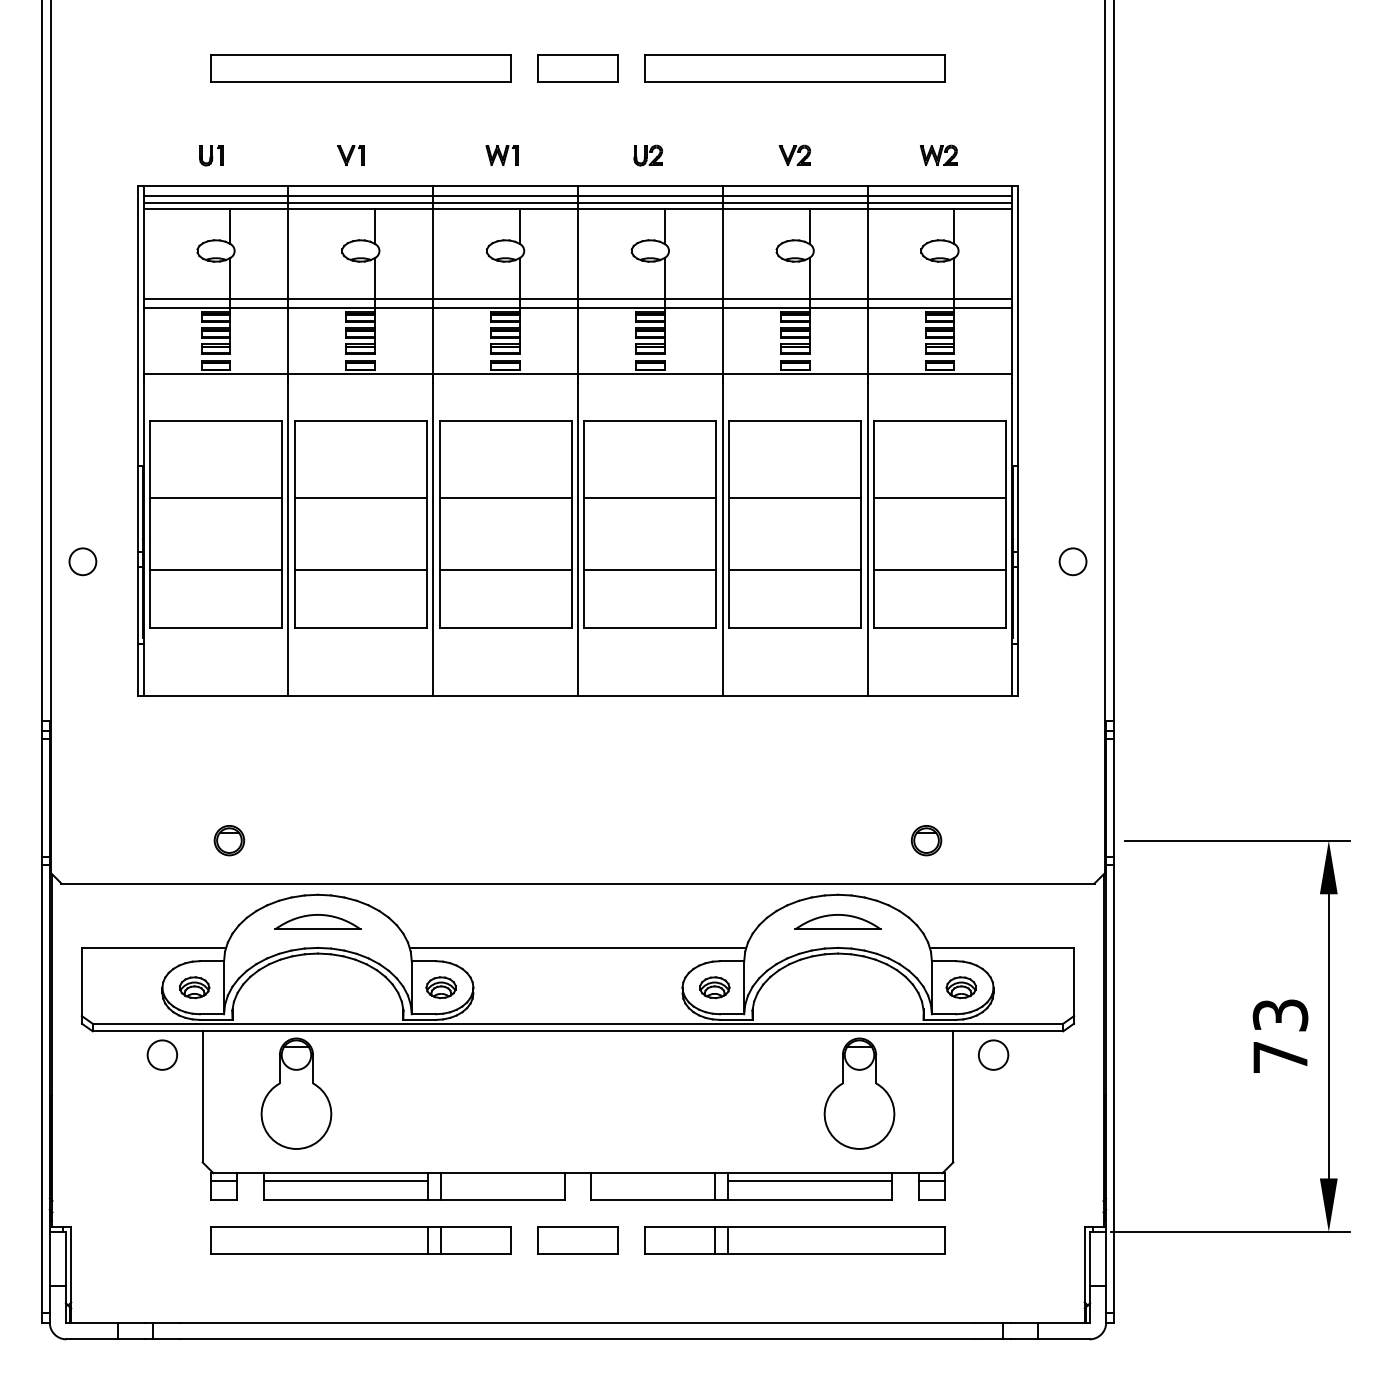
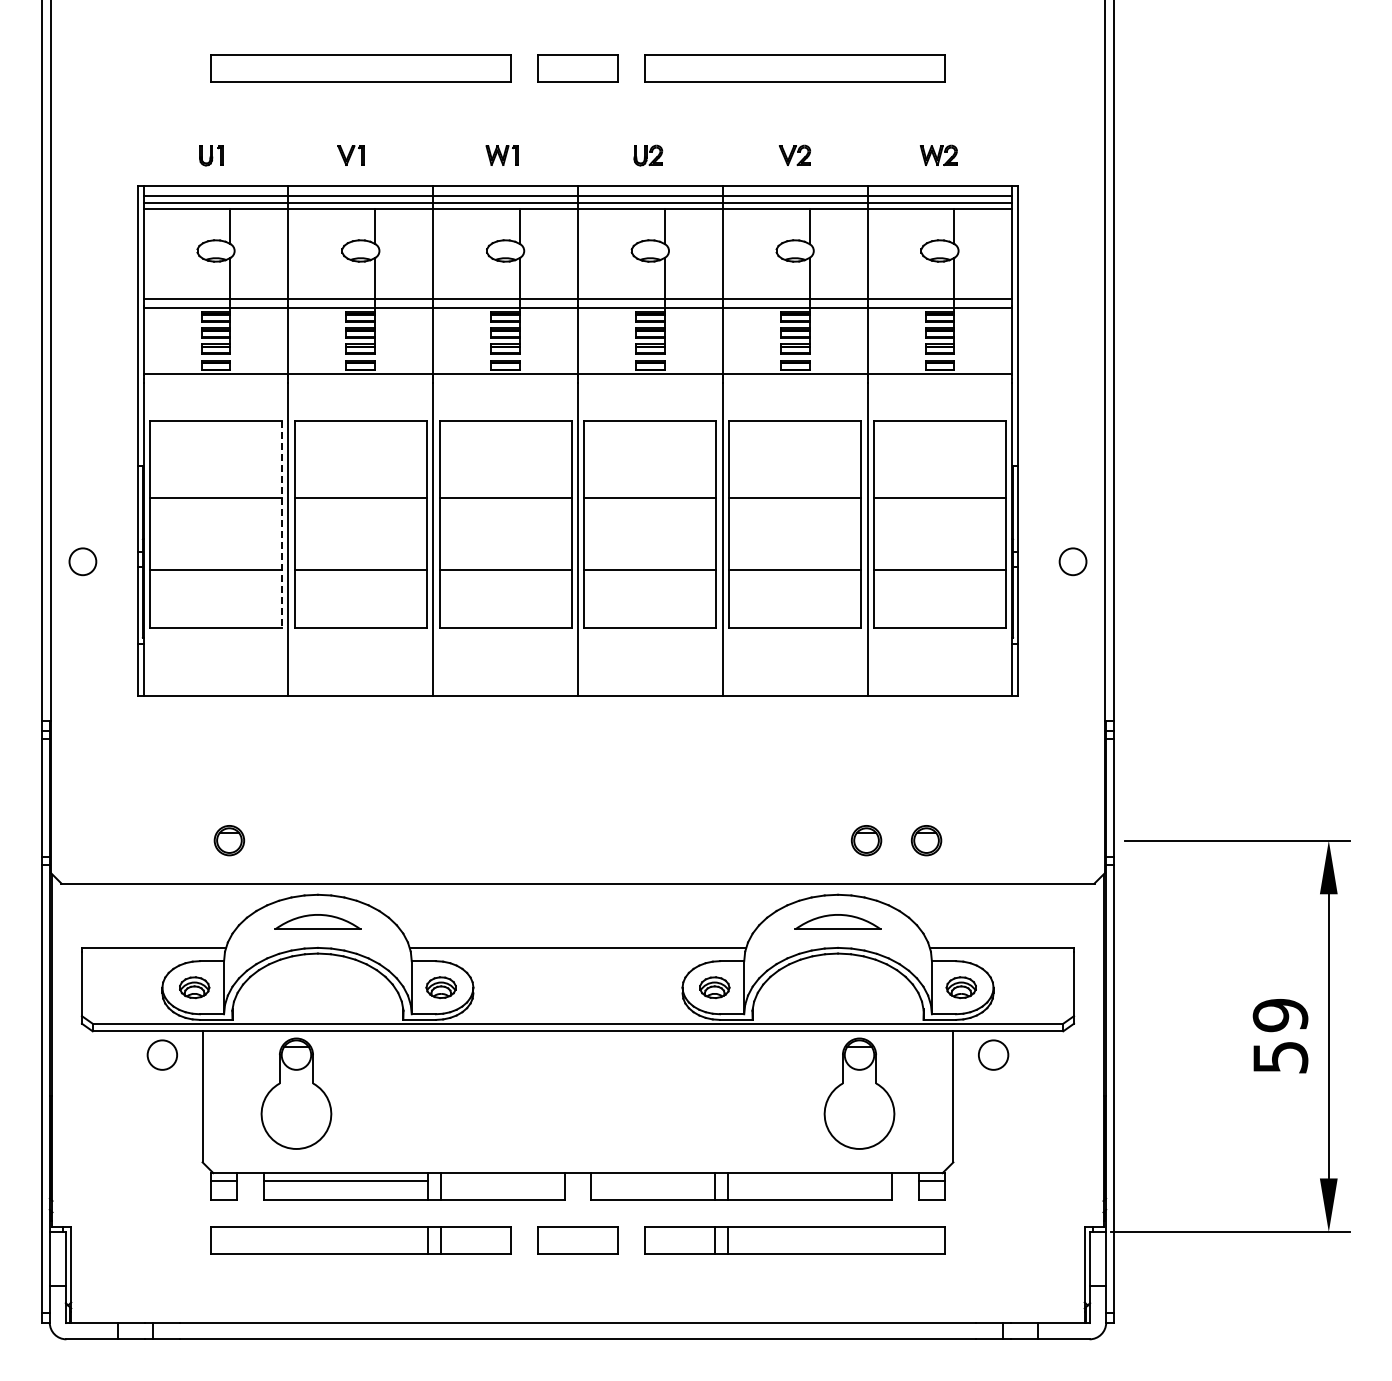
line: solid -> dashed (281, 525)
part: none -> present (866, 840)
text: 73 -> 59 (1280, 1036)
line: present -> none (809, 1181)
